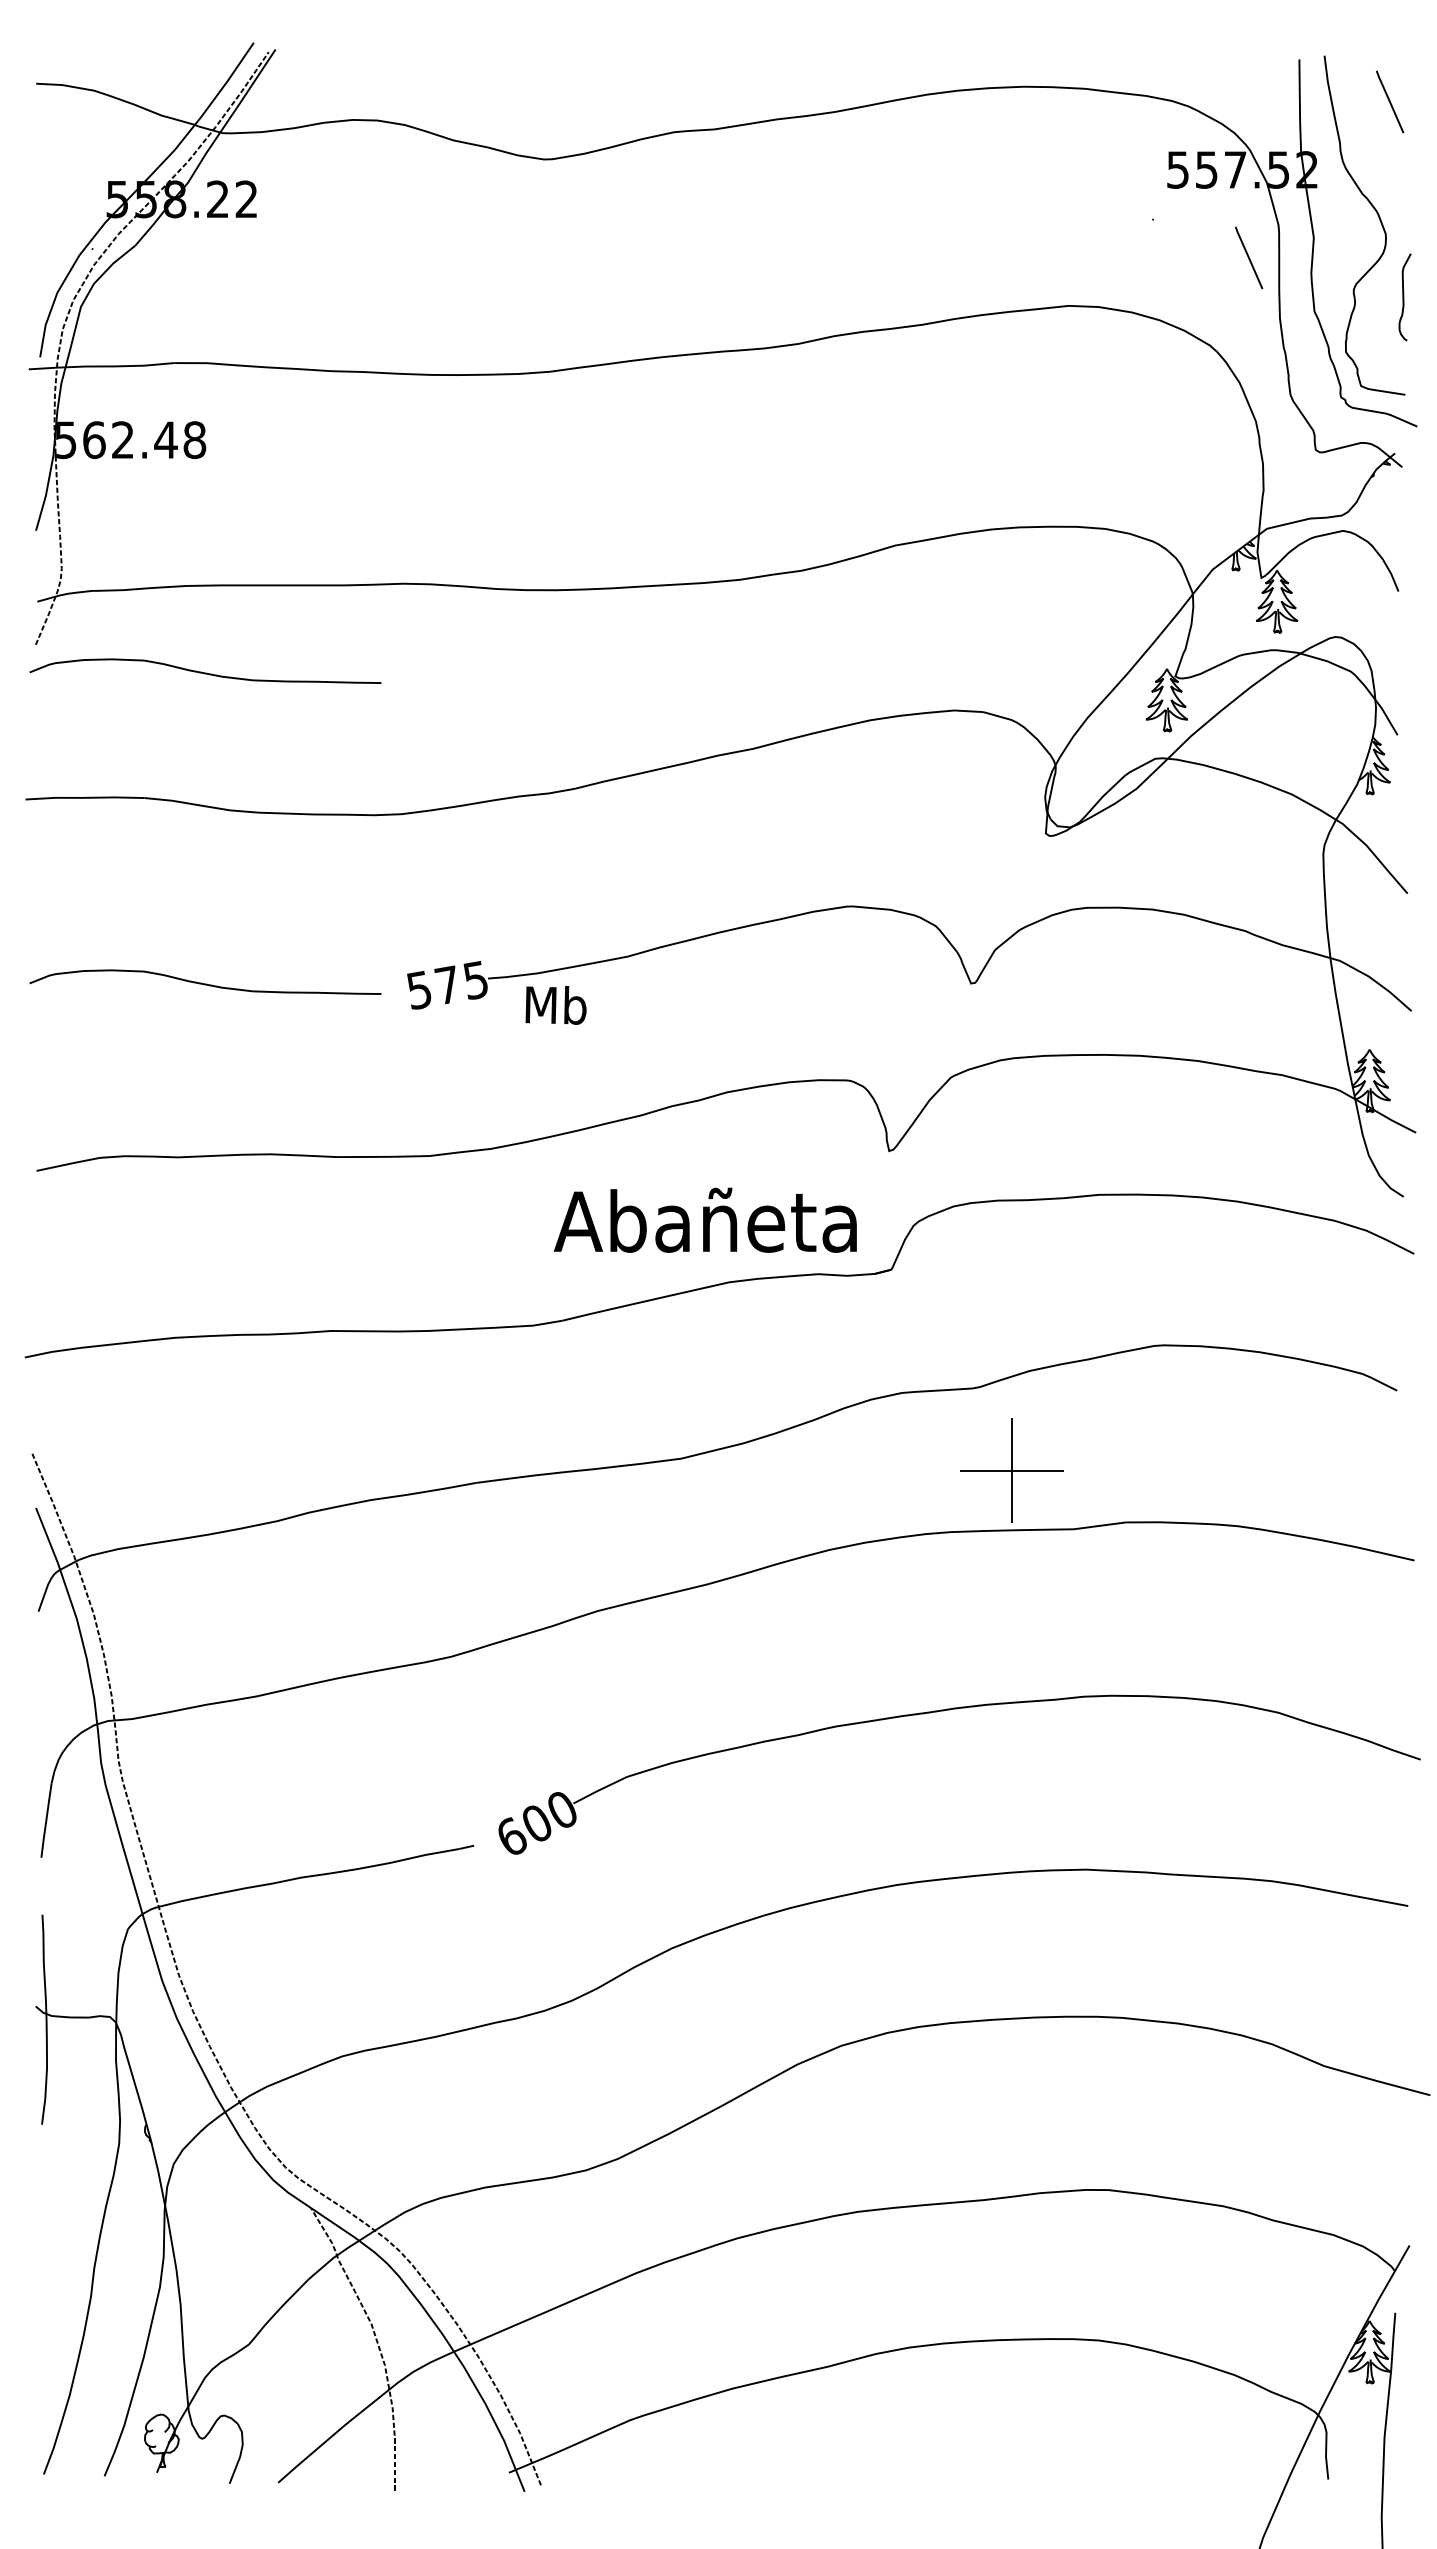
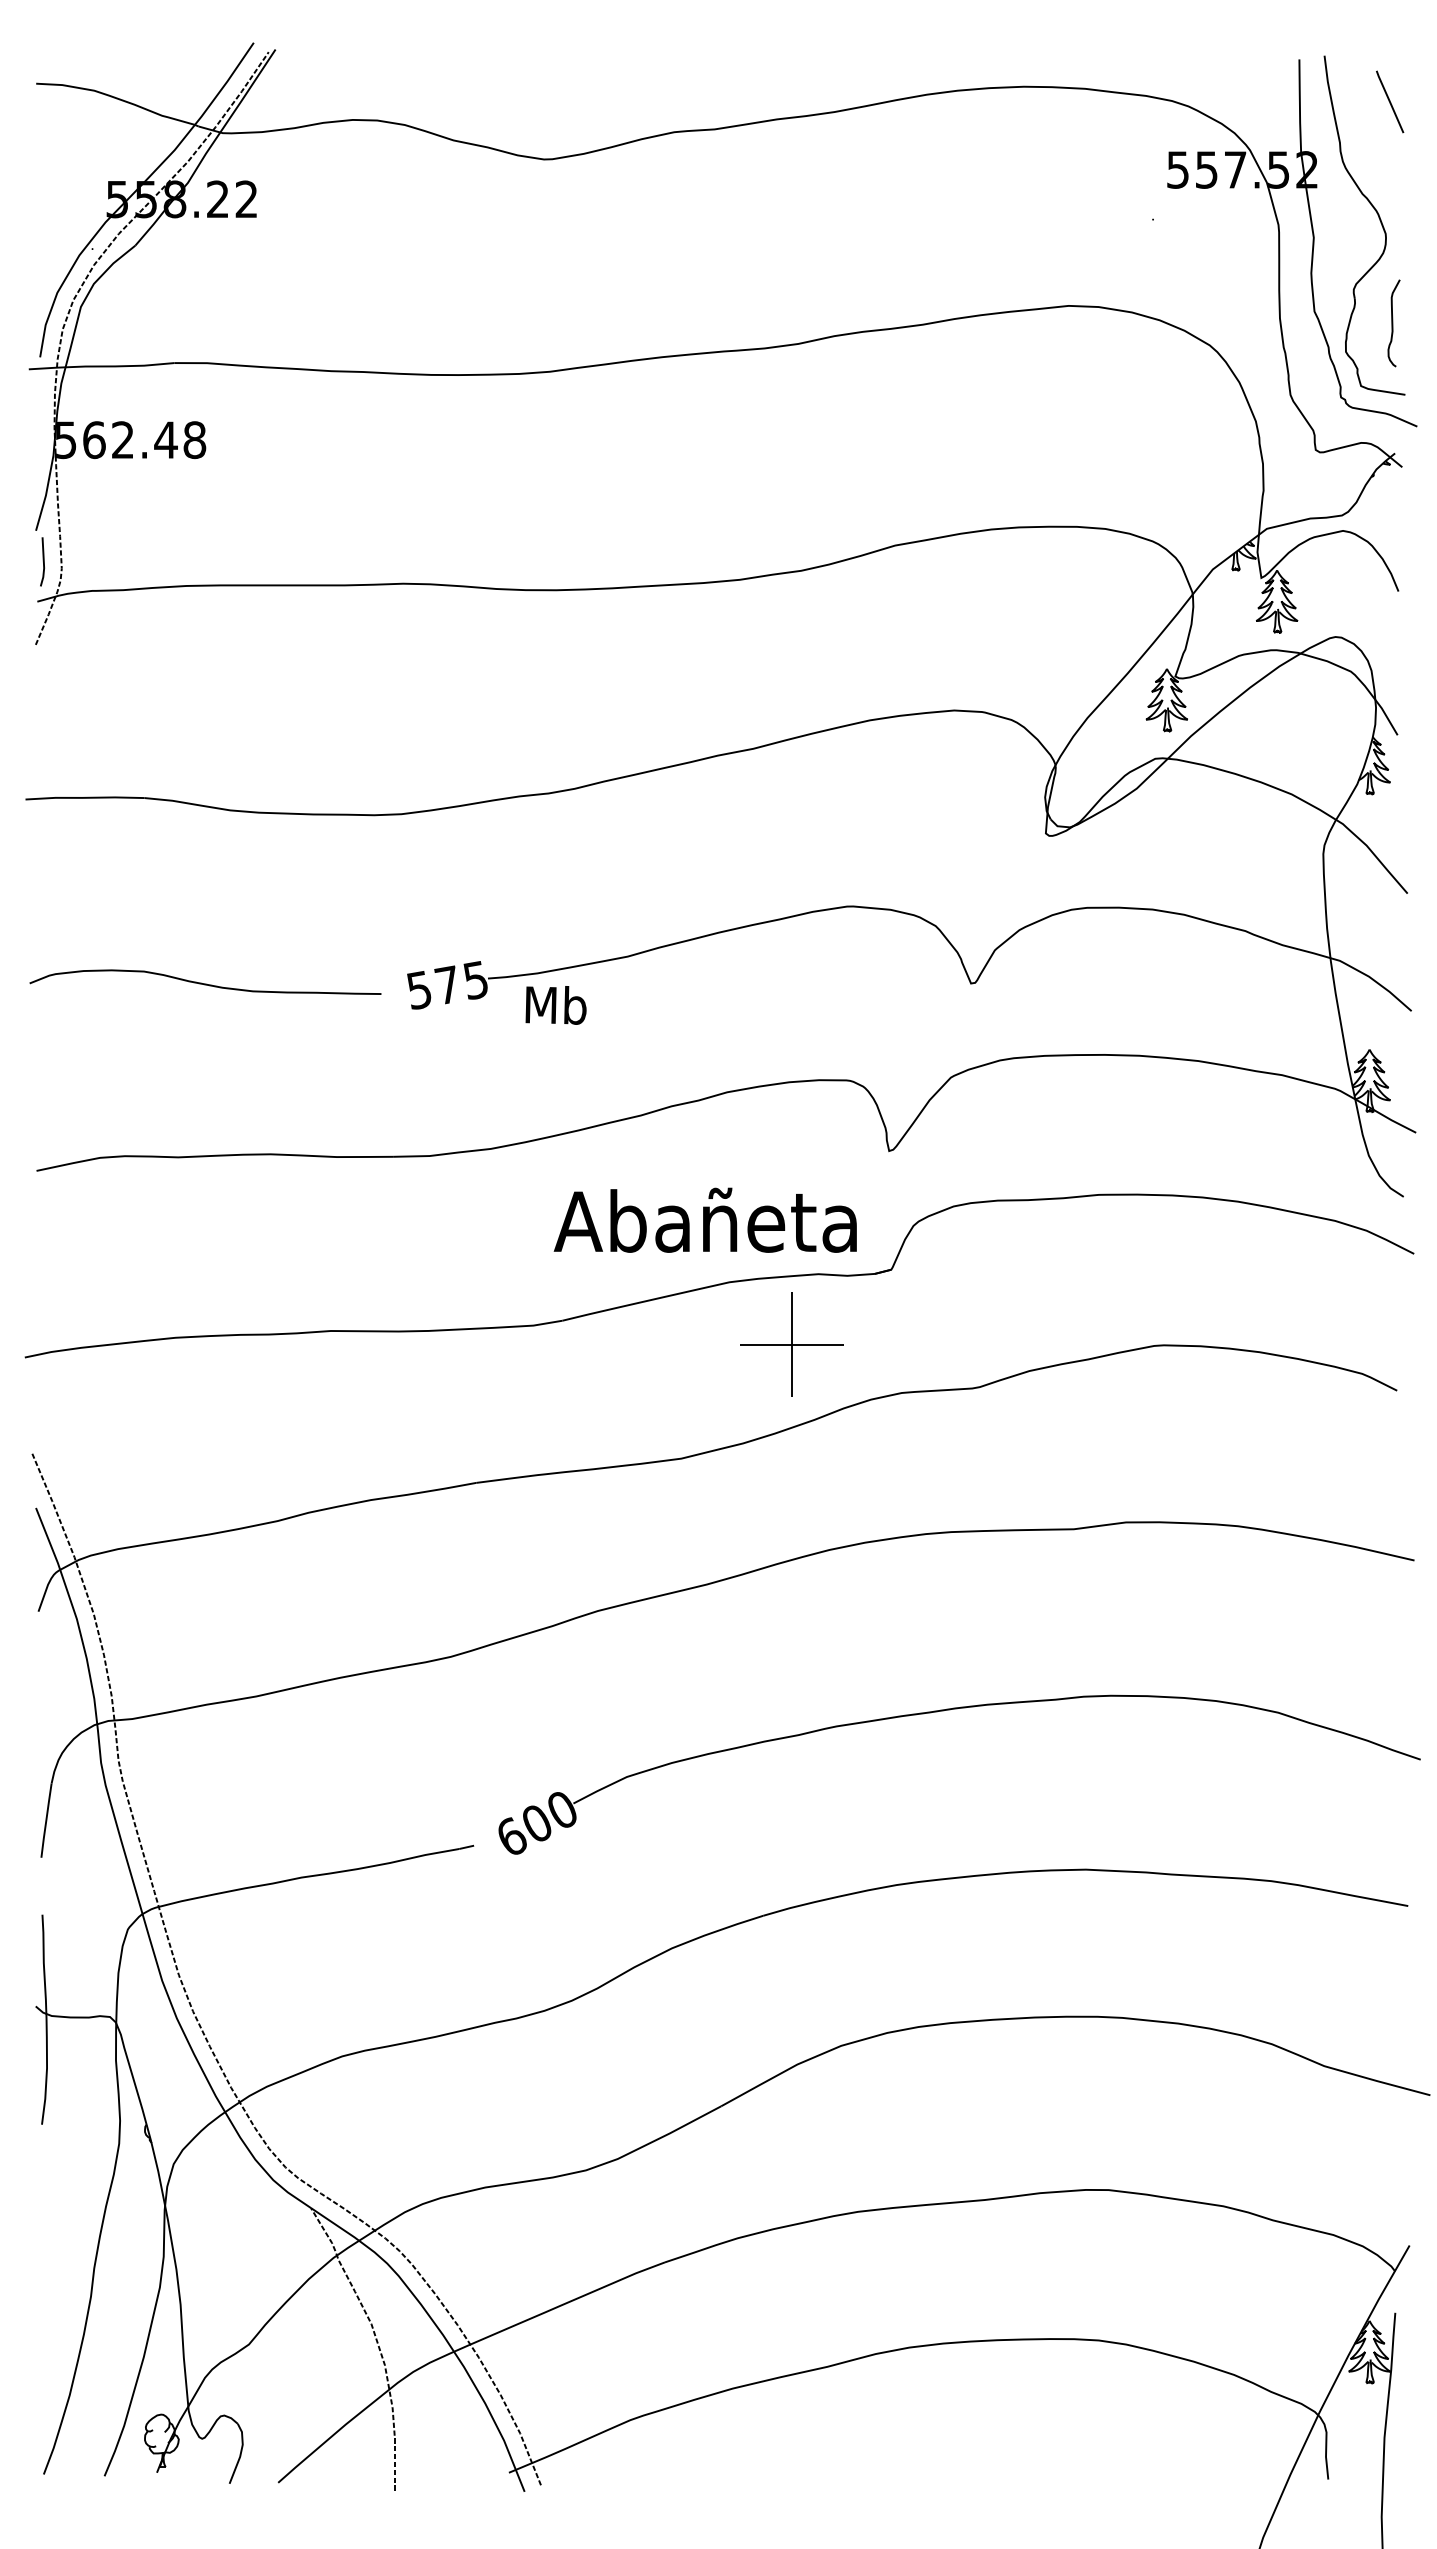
line: present -> none (1249, 257)
curve position: (1404, 297) -> (1393, 323) (1393, 323)
line: none -> present (42, 561)
curve: present -> none (205, 672)
part position: (1011, 1470) -> (791, 1344) (791, 1344)
